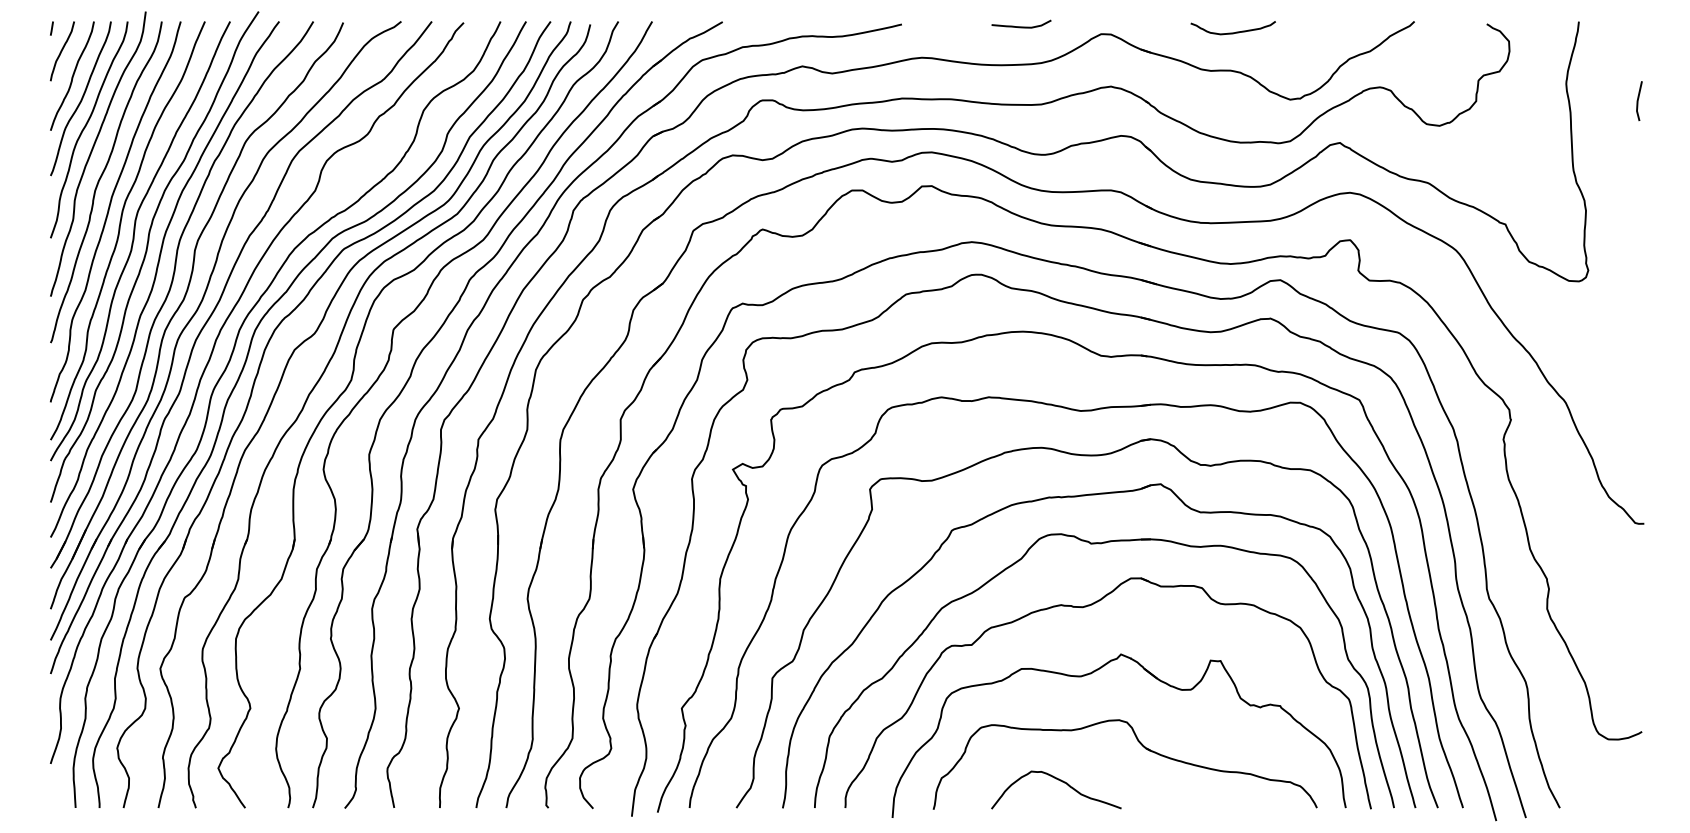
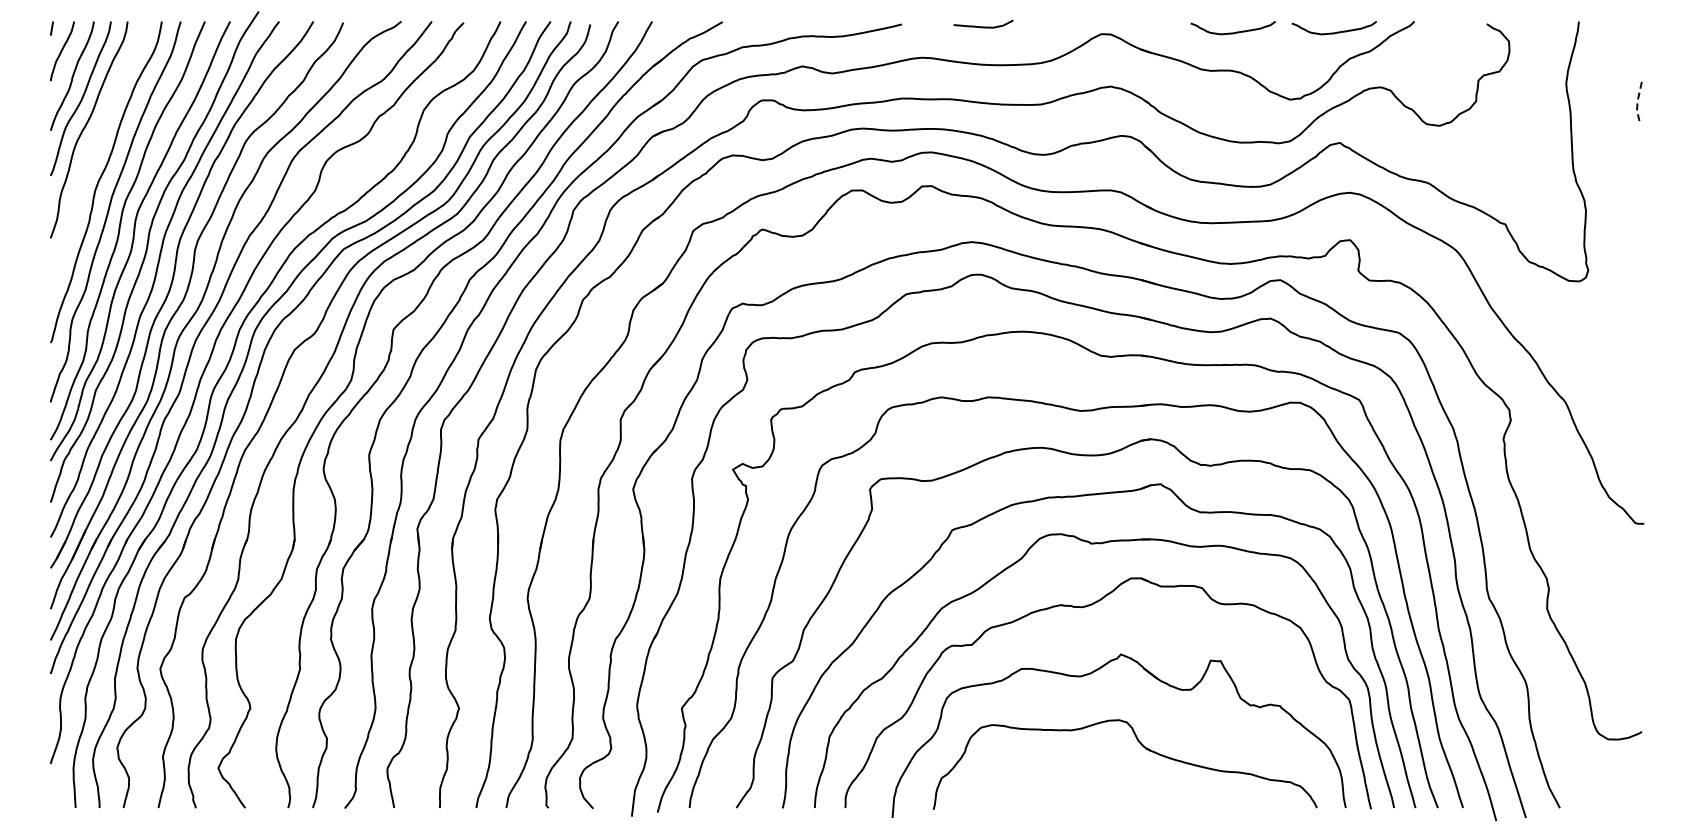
curve position: (1021, 26) -> (983, 26) (983, 26)
curve: none -> present (1333, 32)
line: solid -> dashed (1637, 101)
curve: present -> none (92, 152)
curve: present -> none (1060, 781)
